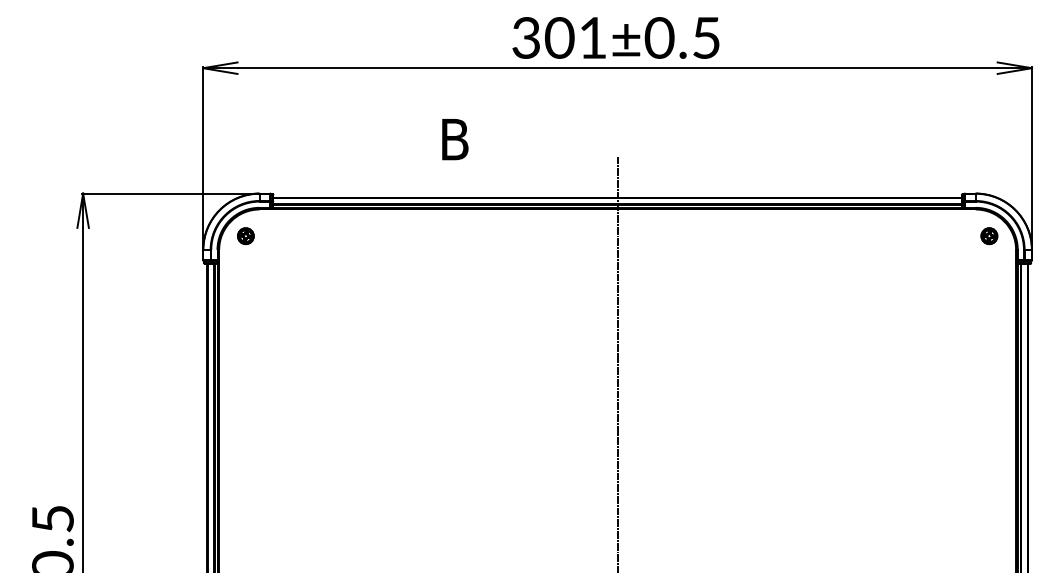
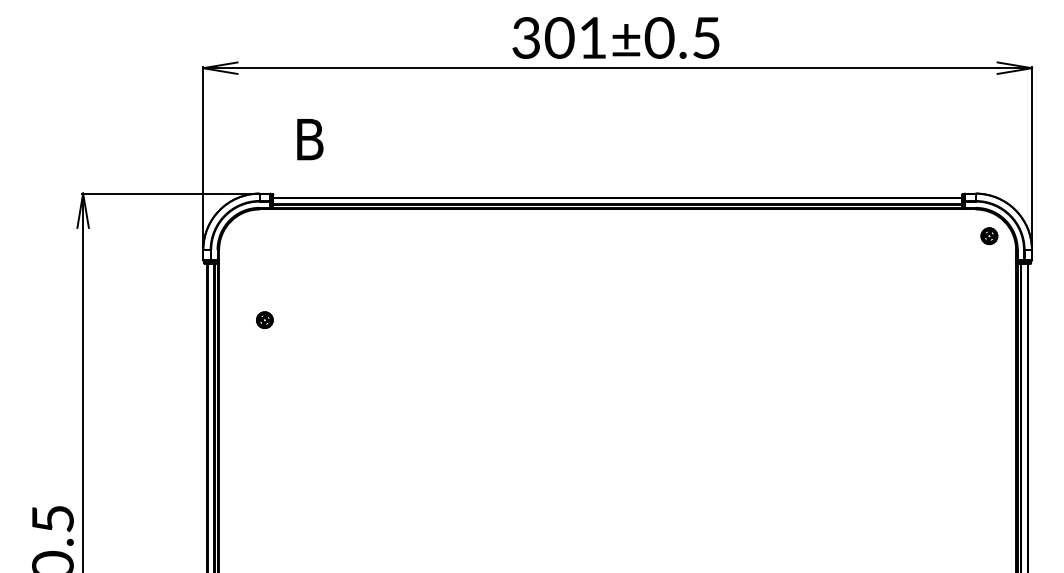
text position: (455, 139) -> (310, 139) (310, 139)
part position: (245, 236) -> (264, 320) (264, 320)
line: present -> none (617, 362)
